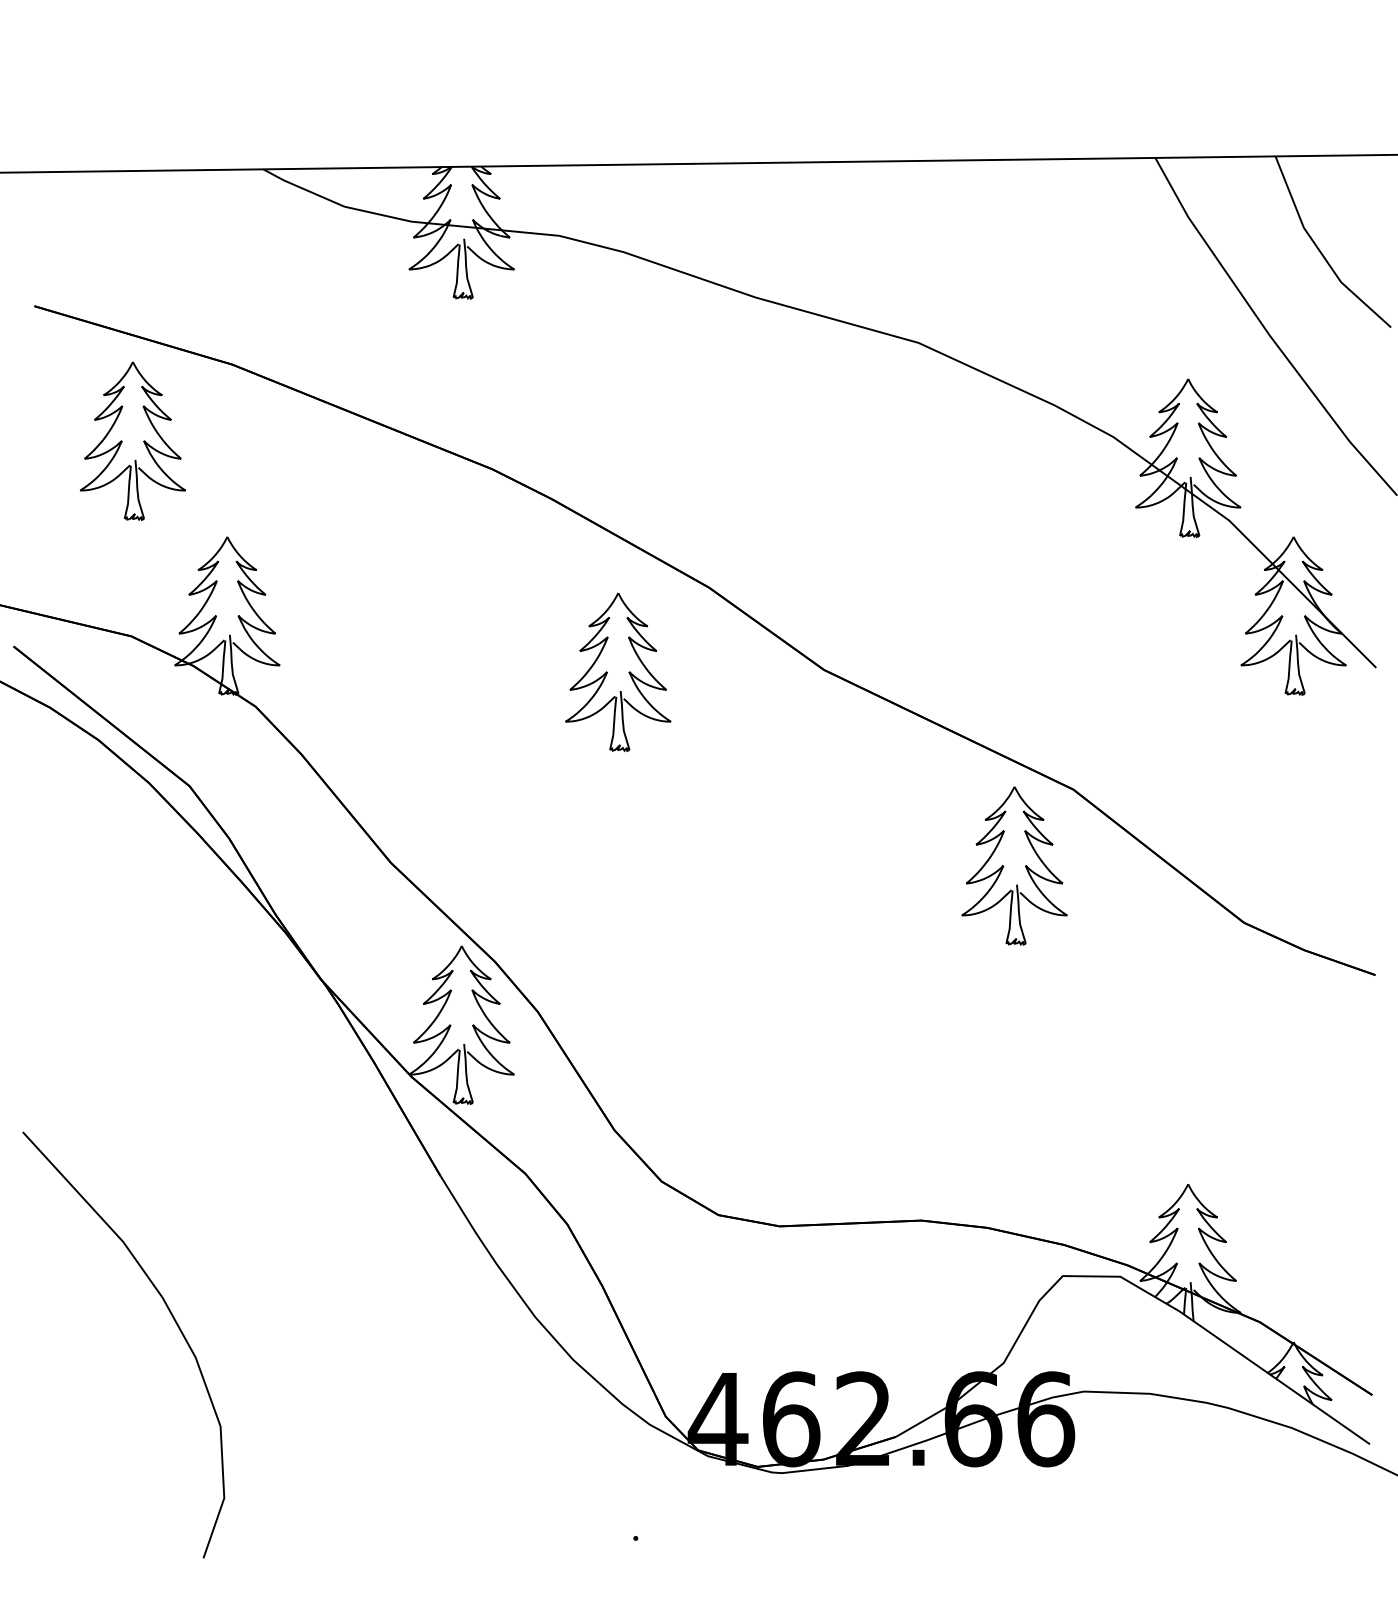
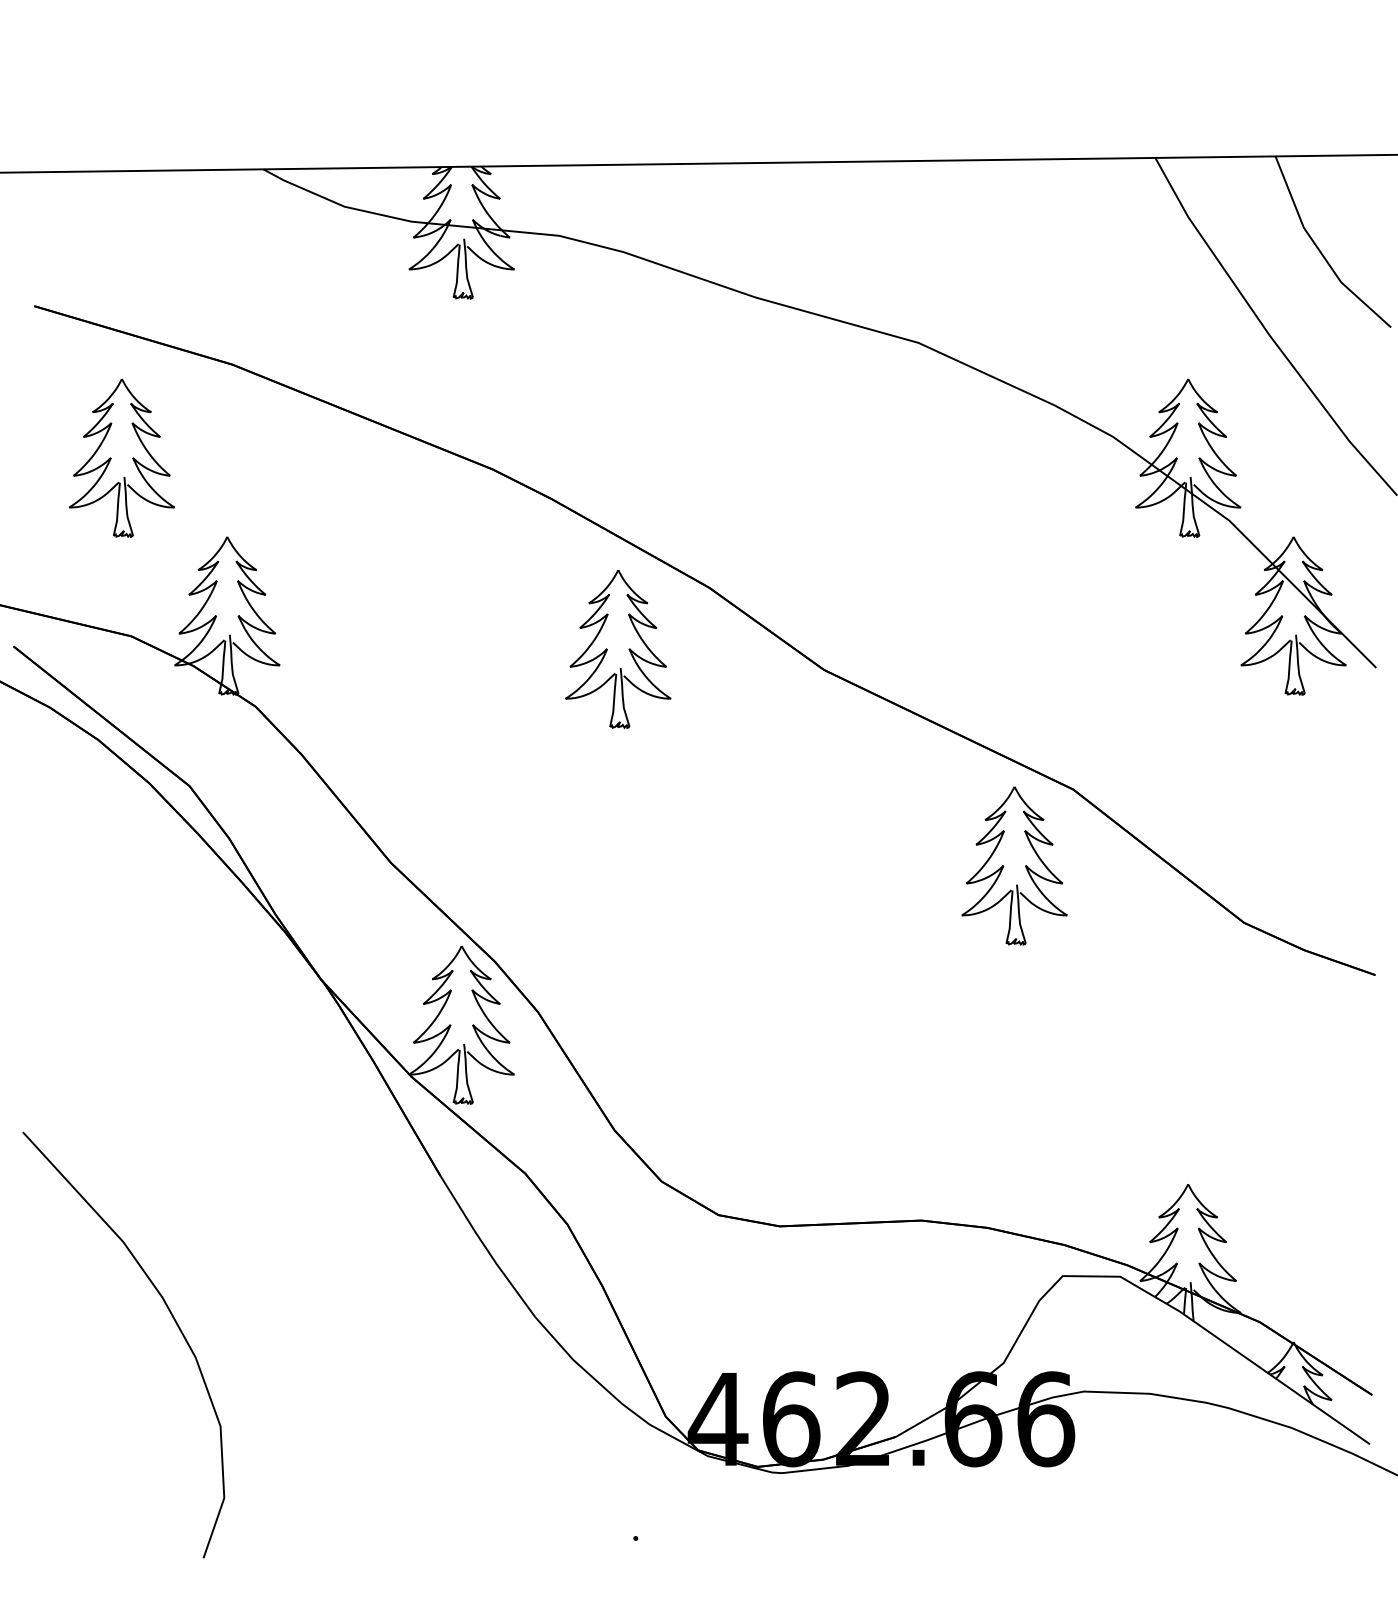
part position: (132, 440) -> (121, 457) (121, 457)
part position: (618, 672) -> (618, 649) (618, 649)
